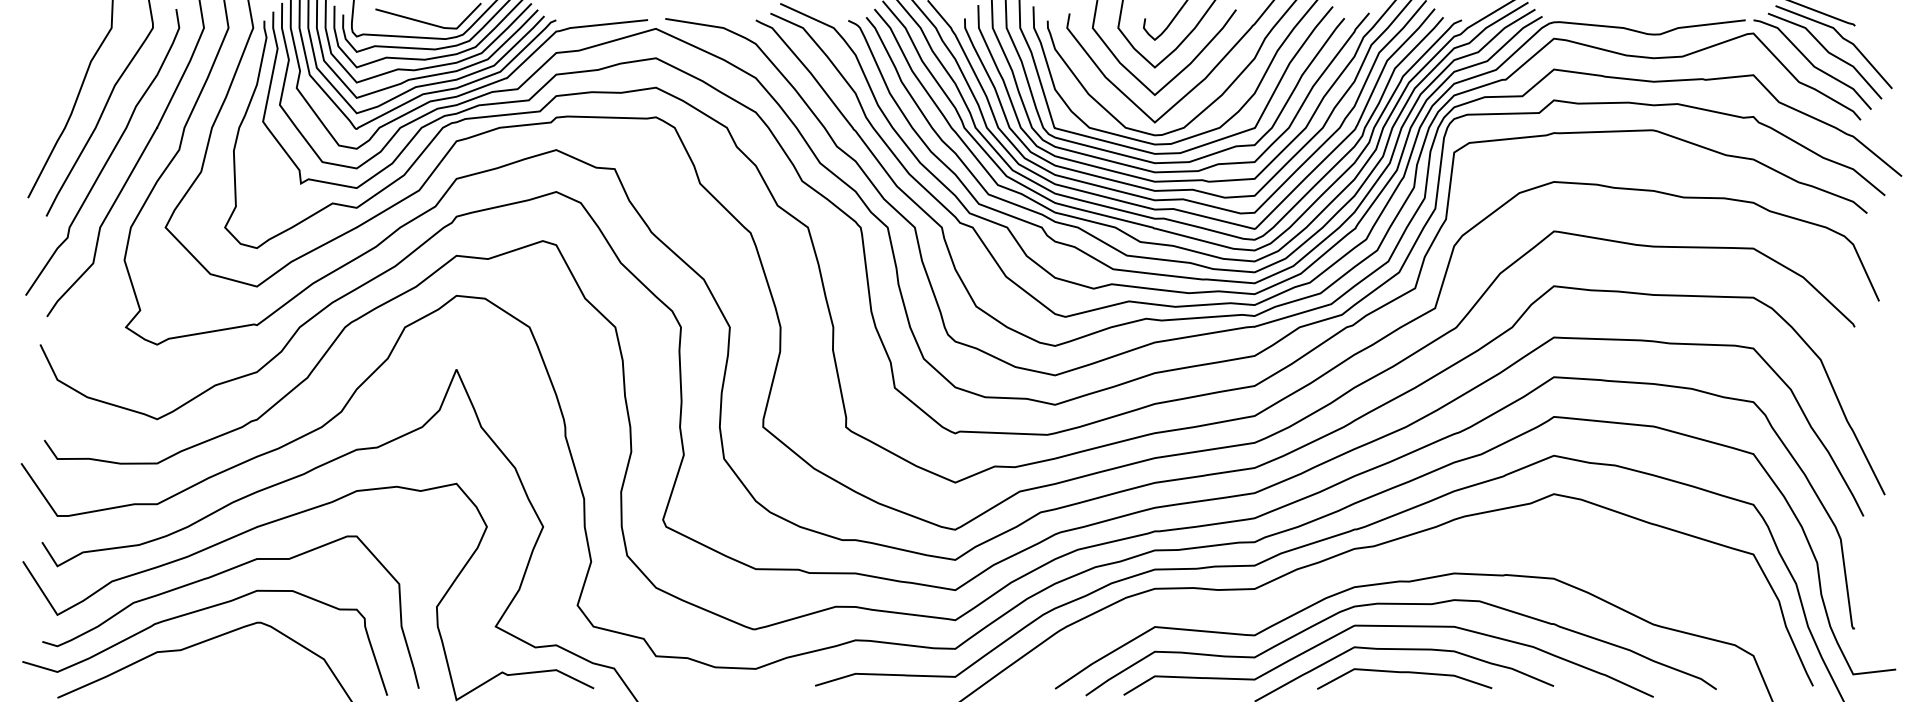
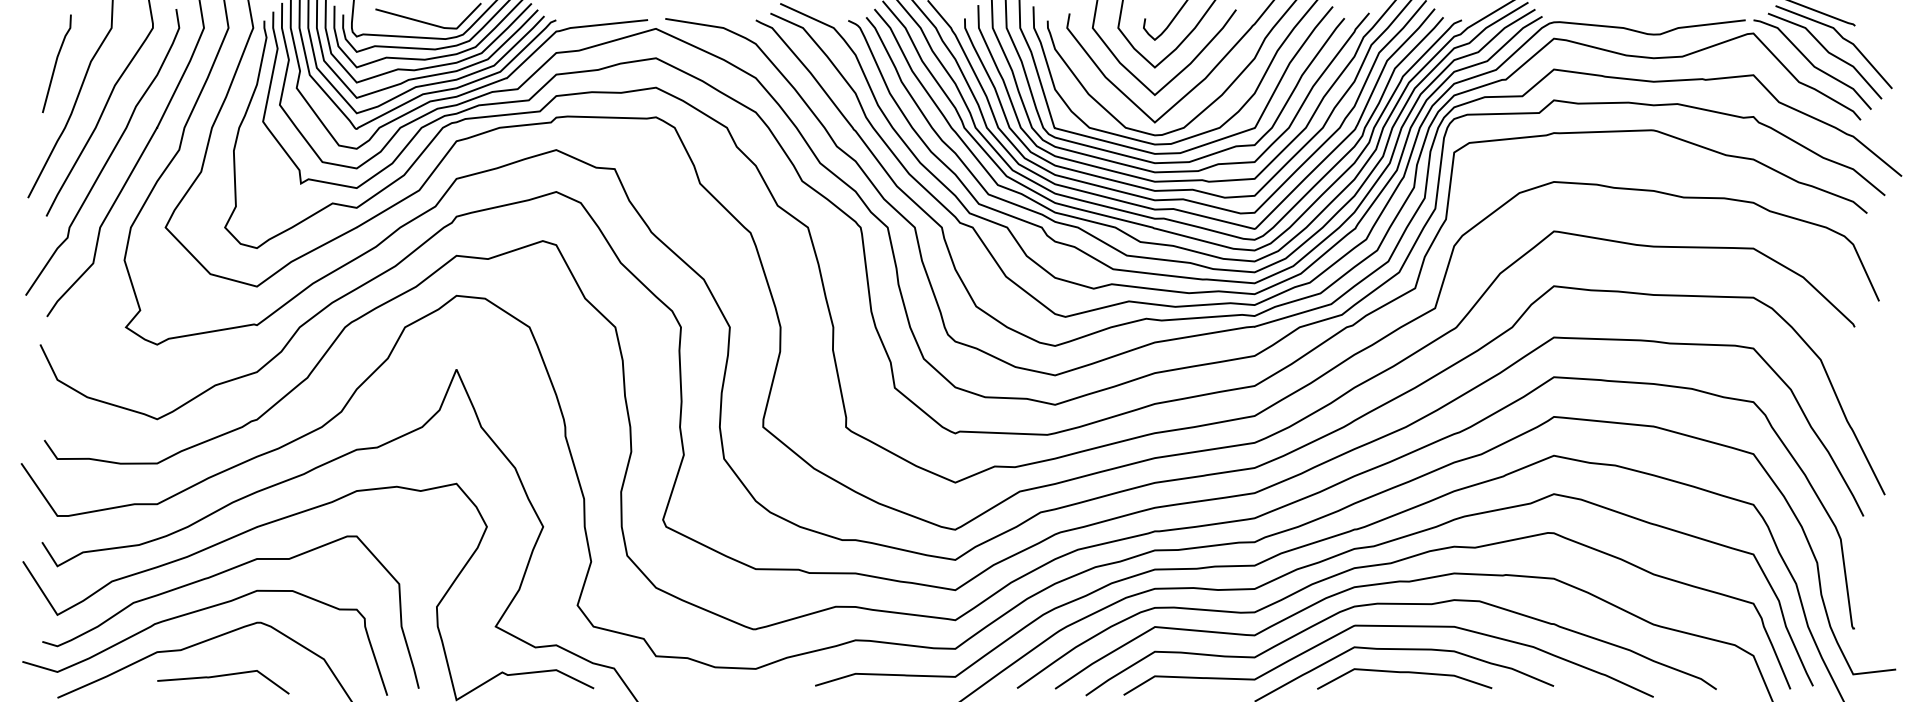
line: none -> present (56, 63)
curve: none -> present (1390, 564)
line: none -> present (223, 676)
